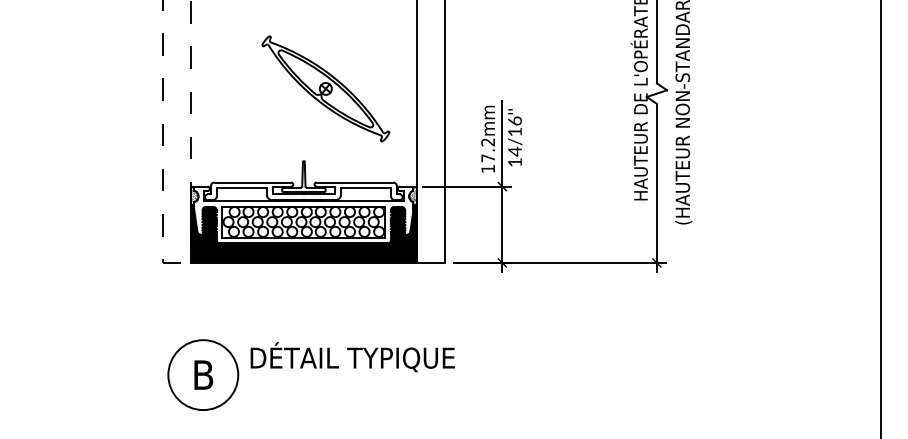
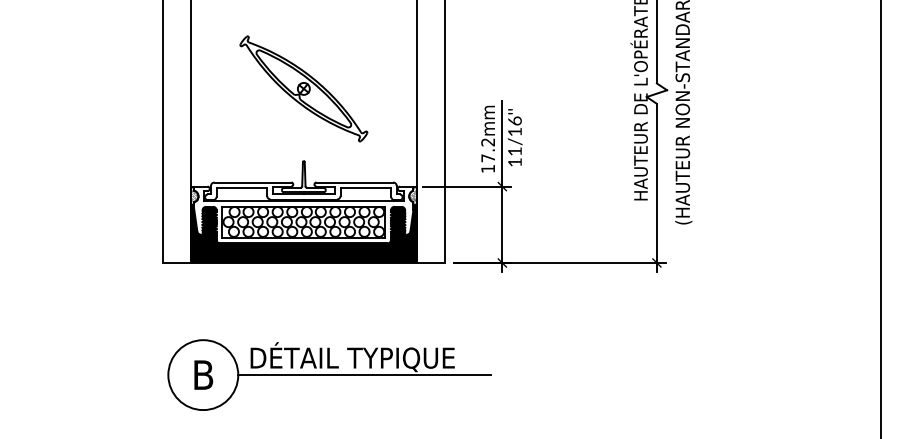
part position: (325, 88) -> (303, 88) (303, 88)
text: 14/16''\f] -> 11/16''\f] (514, 151)
line: dashed -> solid (177, 262)
line: none -> present (364, 375)
